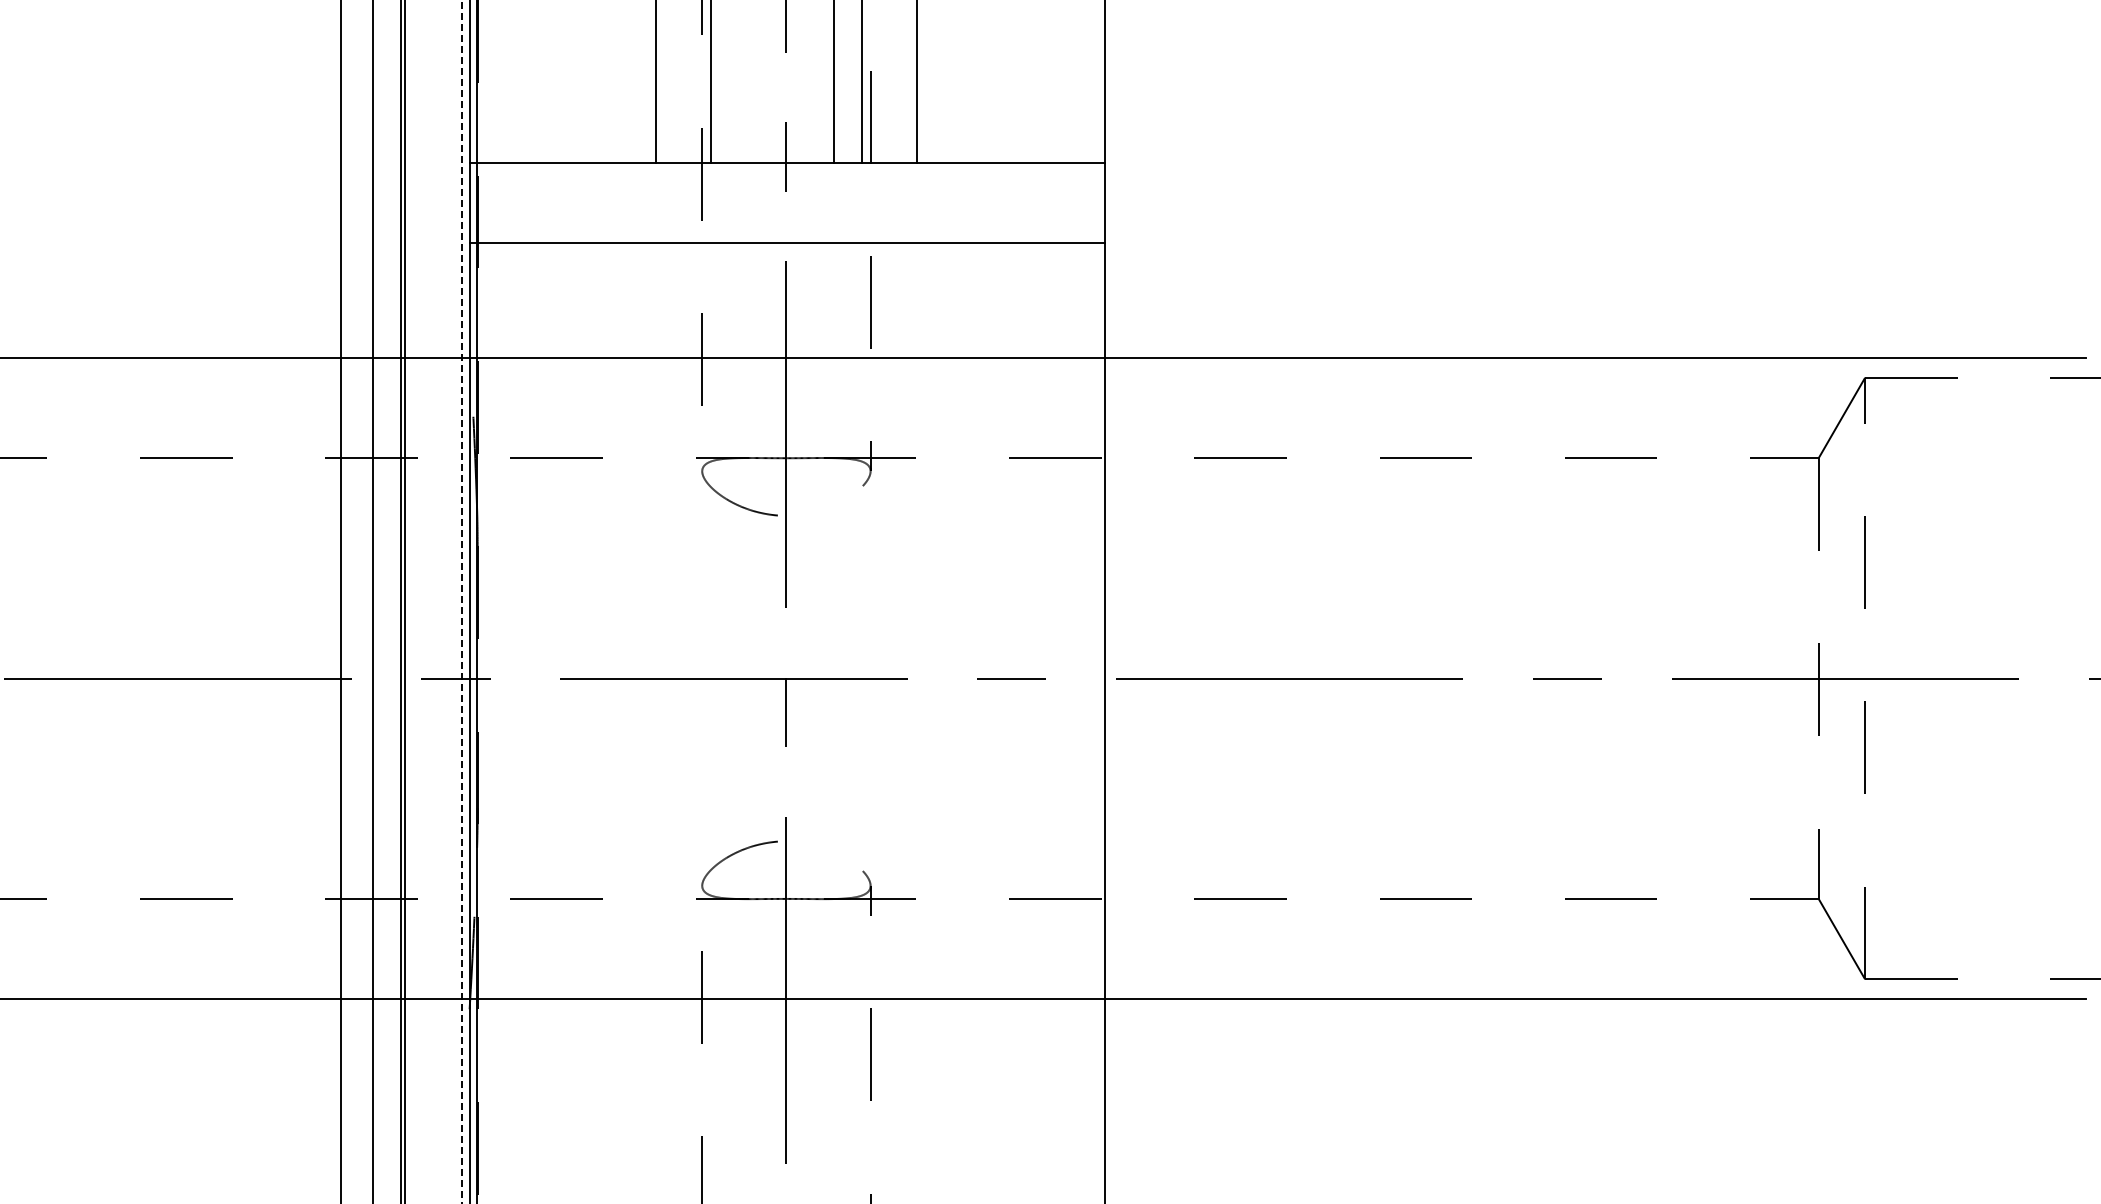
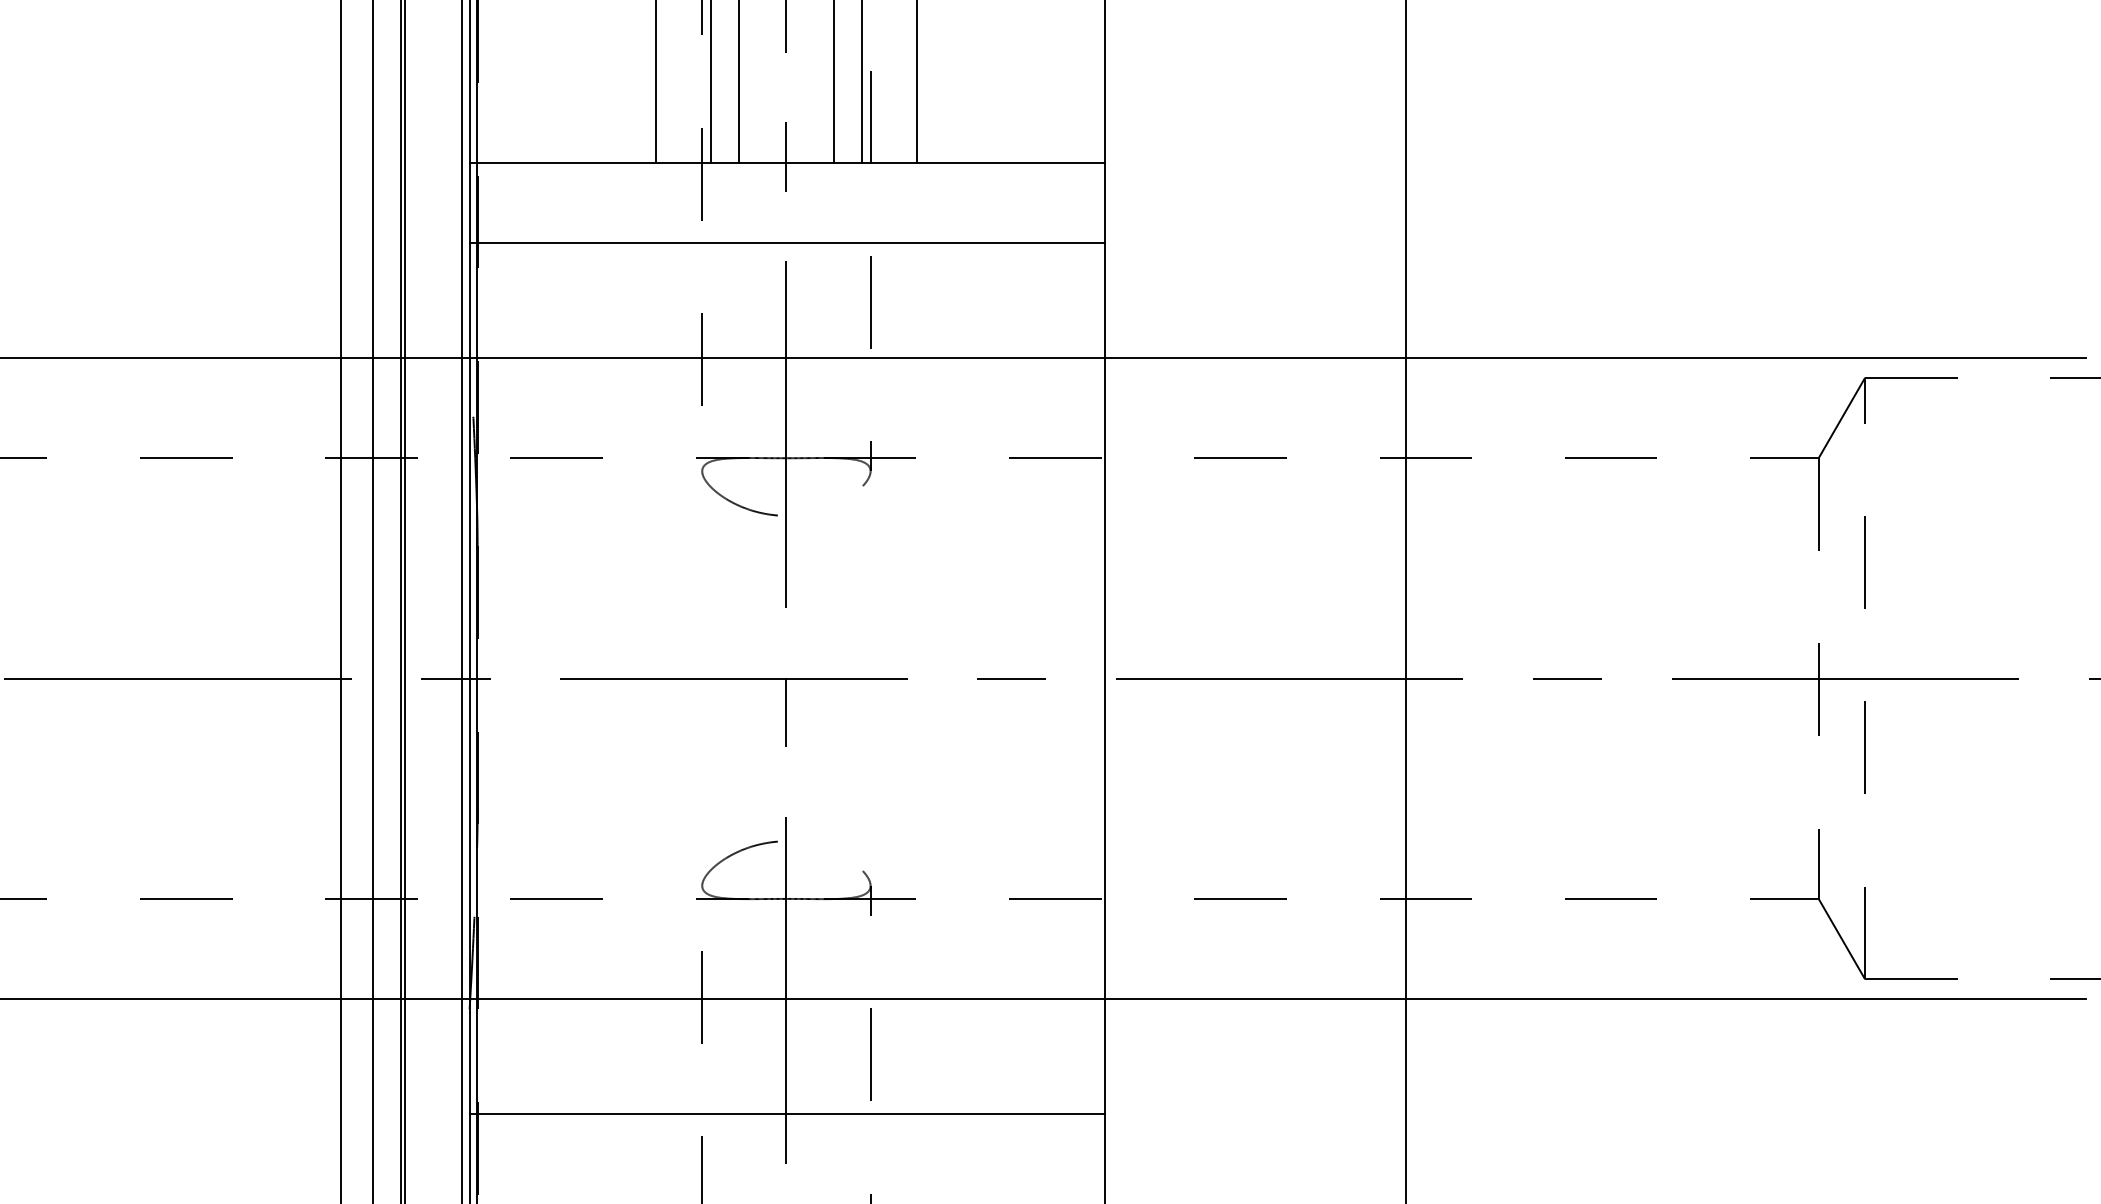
line: none -> present (739, 82)
line: none -> present (1405, 601)
line: dashed -> solid (461, 602)
line: none -> present (787, 1113)
